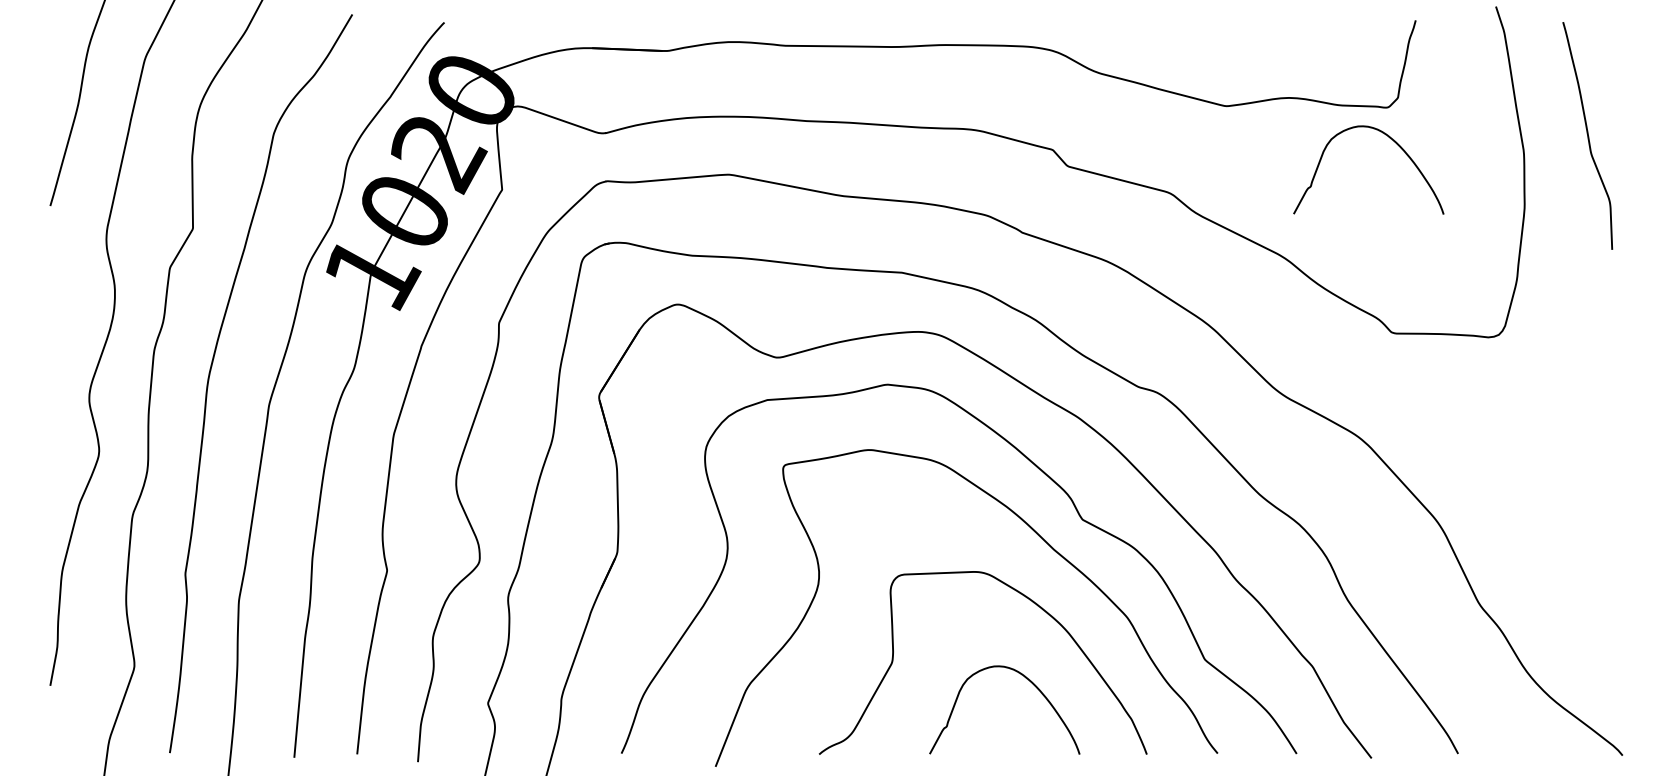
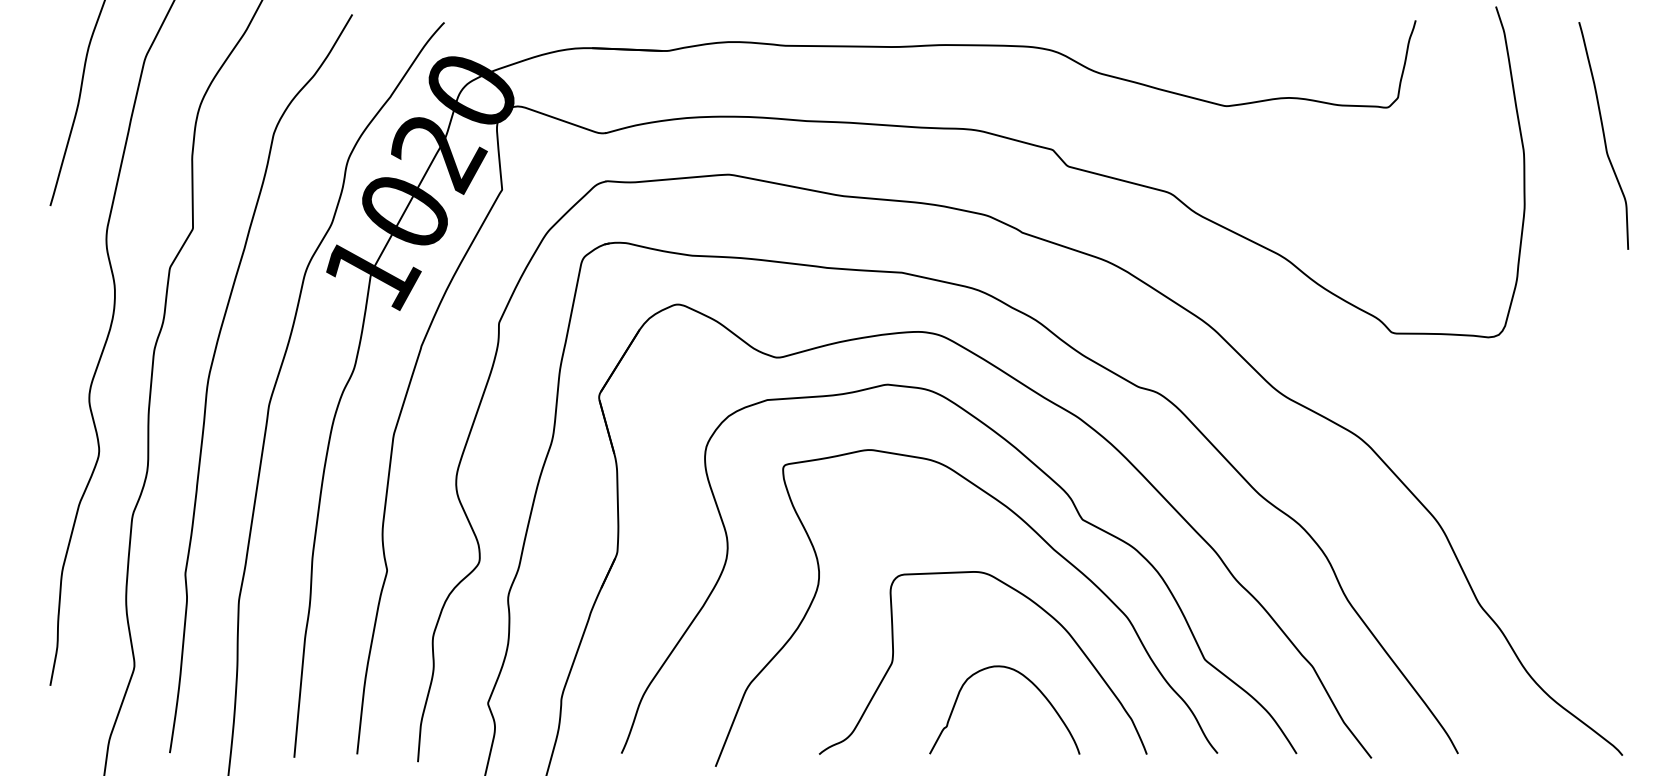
curve position: (1587, 135) -> (1603, 135) (1603, 135)
curve: present -> none (1390, 139)
